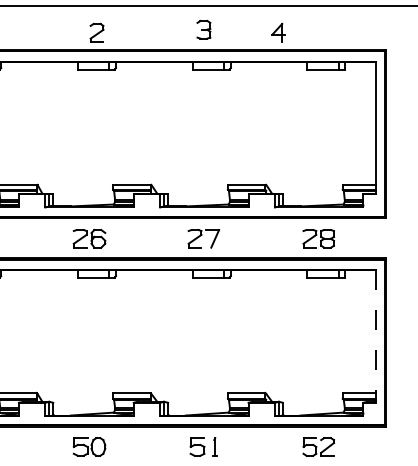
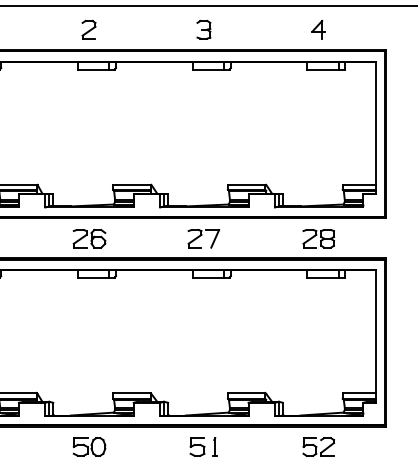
part position: (96, 32) -> (88, 29) (88, 29)
part position: (278, 32) -> (318, 29) (318, 29)
line: dashed -> solid (376, 337)
